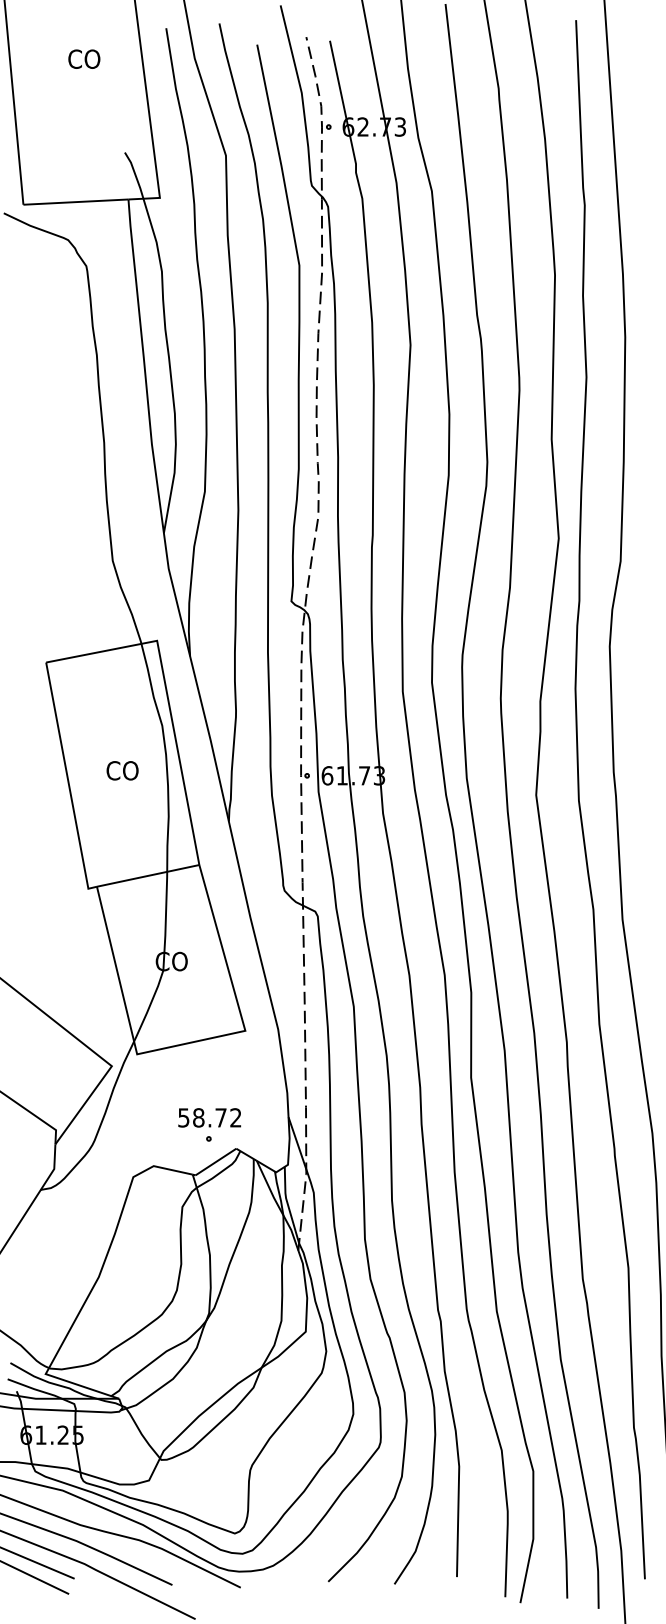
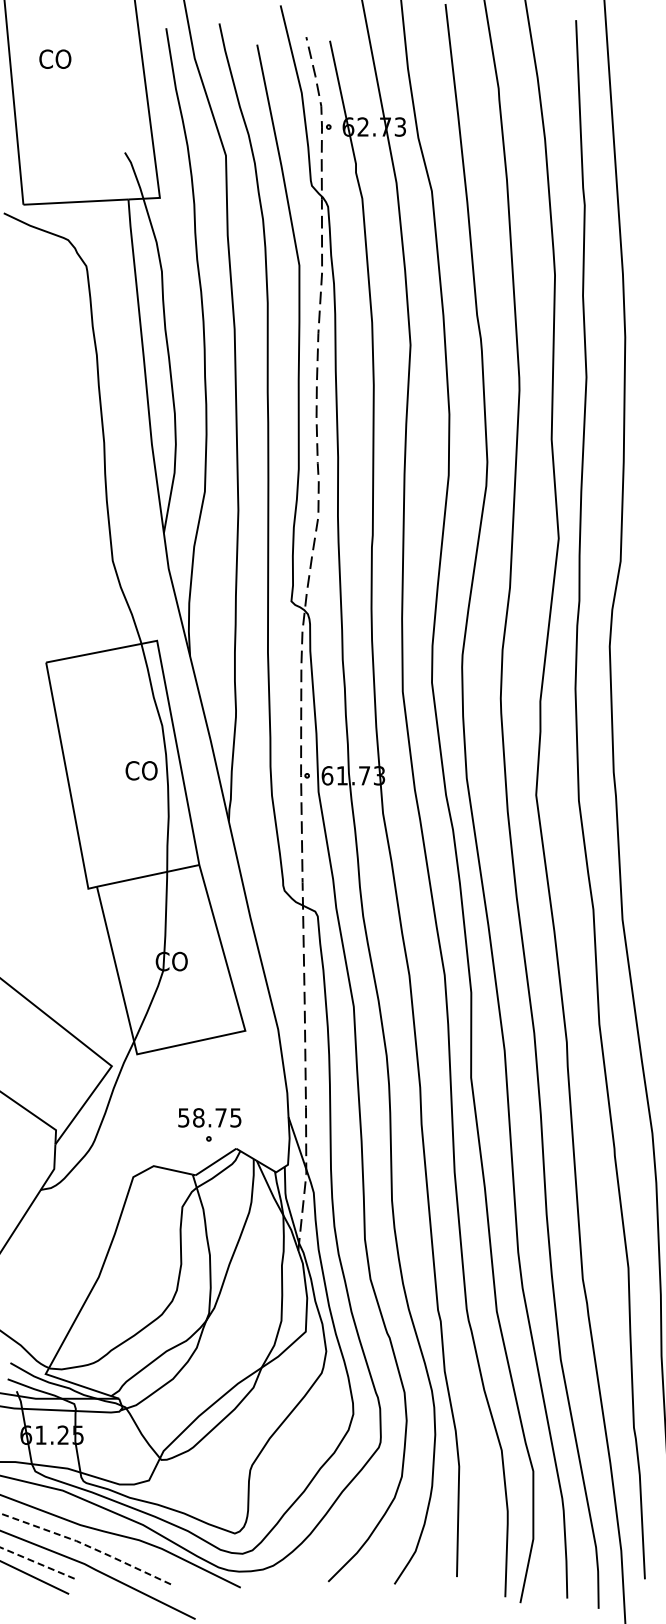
text position: (84, 58) -> (55, 58) (55, 58)
text position: (122, 770) -> (141, 770) (141, 770)
text: 58.72 -> 58.75 (235, 1117)
line: solid -> dashed (88, 1546)
line: solid -> dashed (36, 1562)
